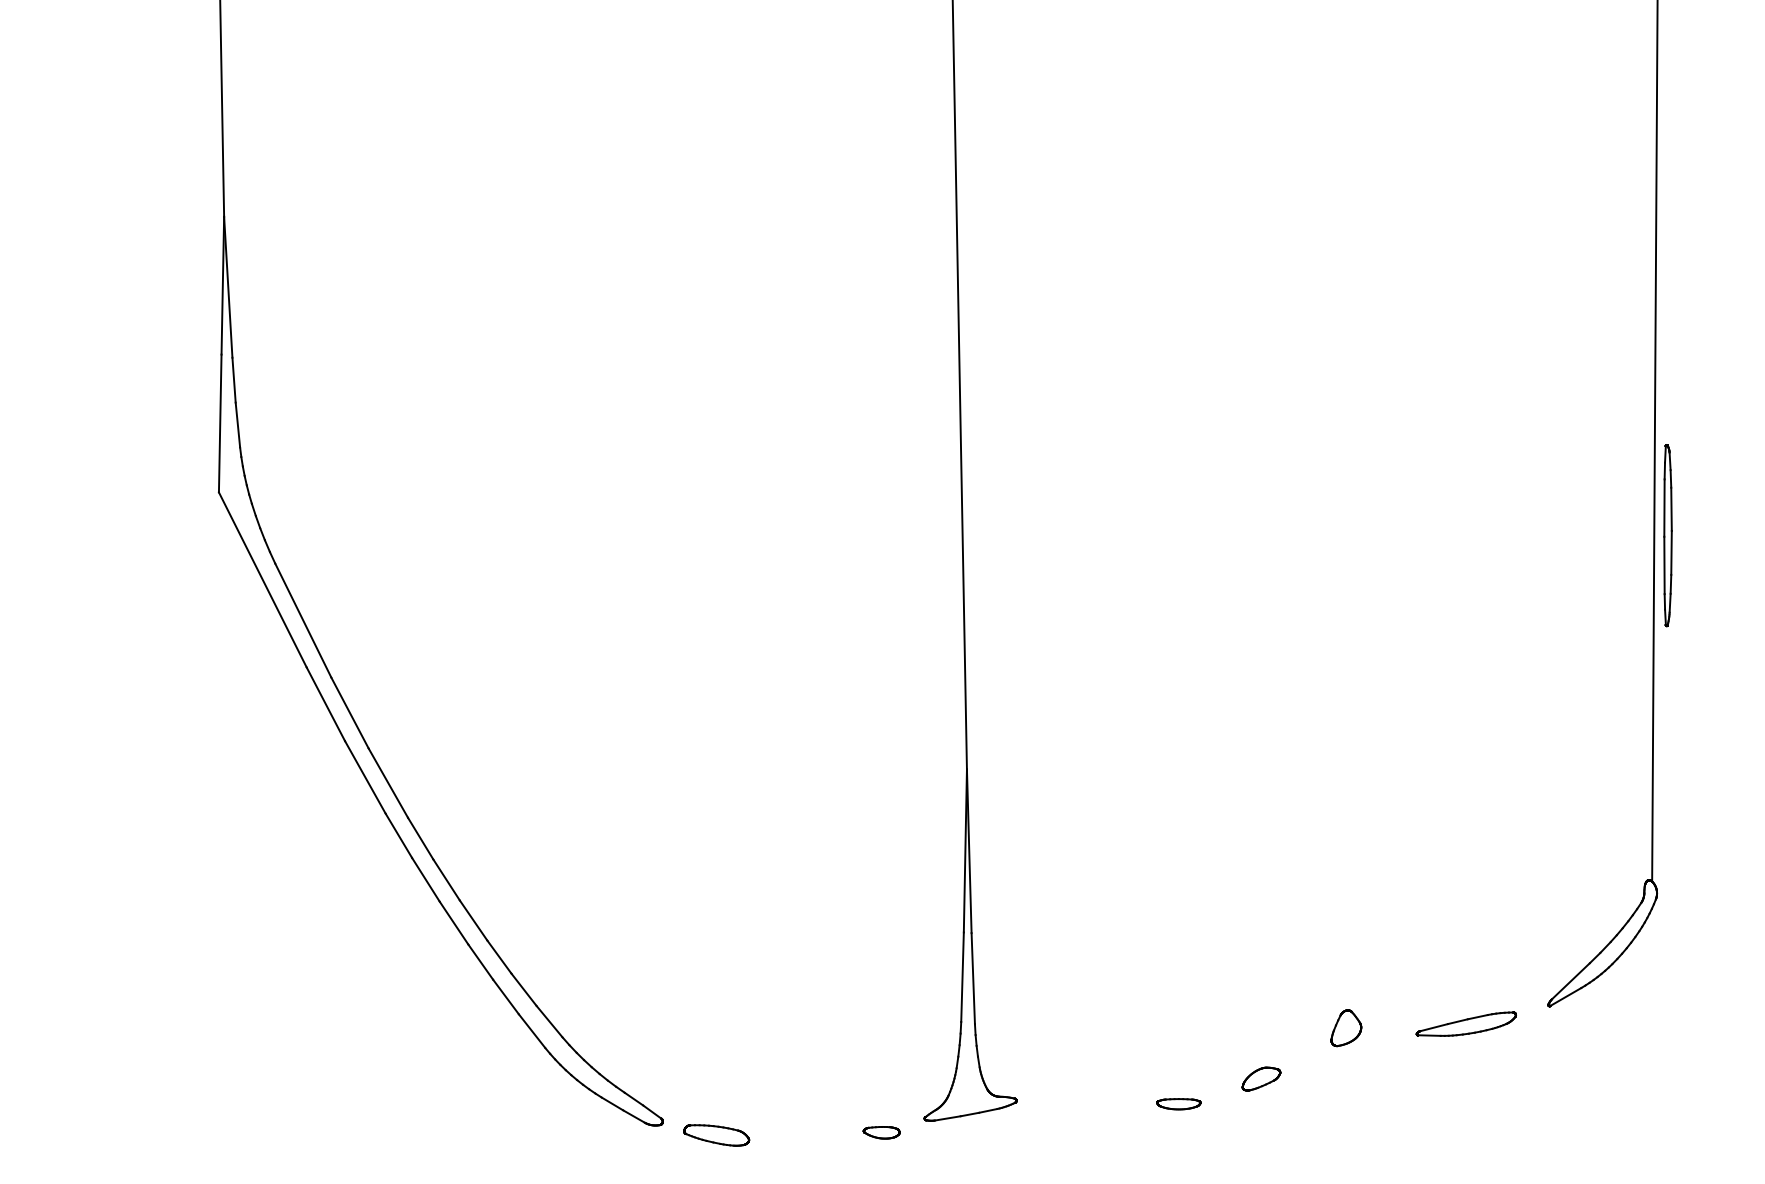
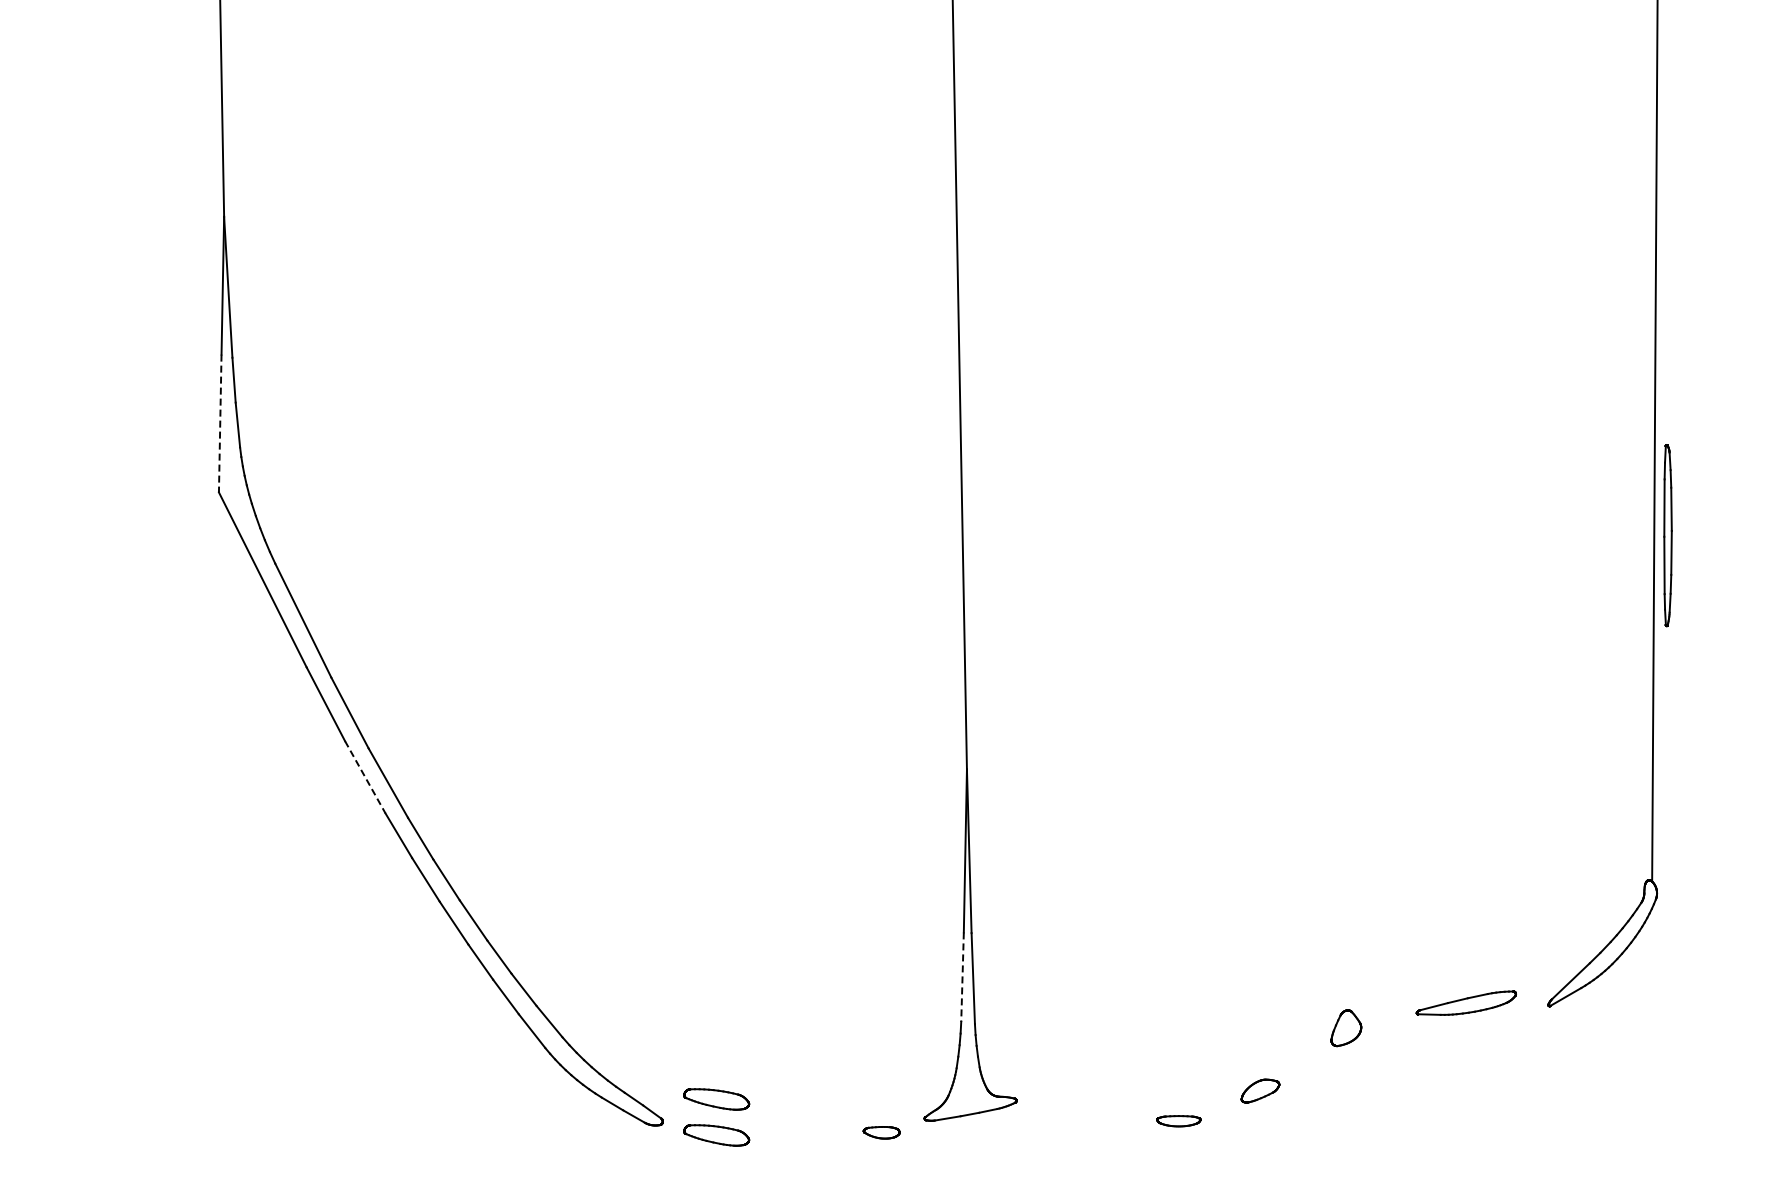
line: solid -> dashed (220, 423)
line: solid -> dashed (365, 777)
line: solid -> dashed (962, 977)
part position: (1465, 1023) -> (1465, 1002) (1465, 1002)
part position: (1261, 1078) -> (1260, 1090) (1260, 1090)
part: none -> present (716, 1099)
part position: (1178, 1104) -> (1178, 1121) (1178, 1121)
